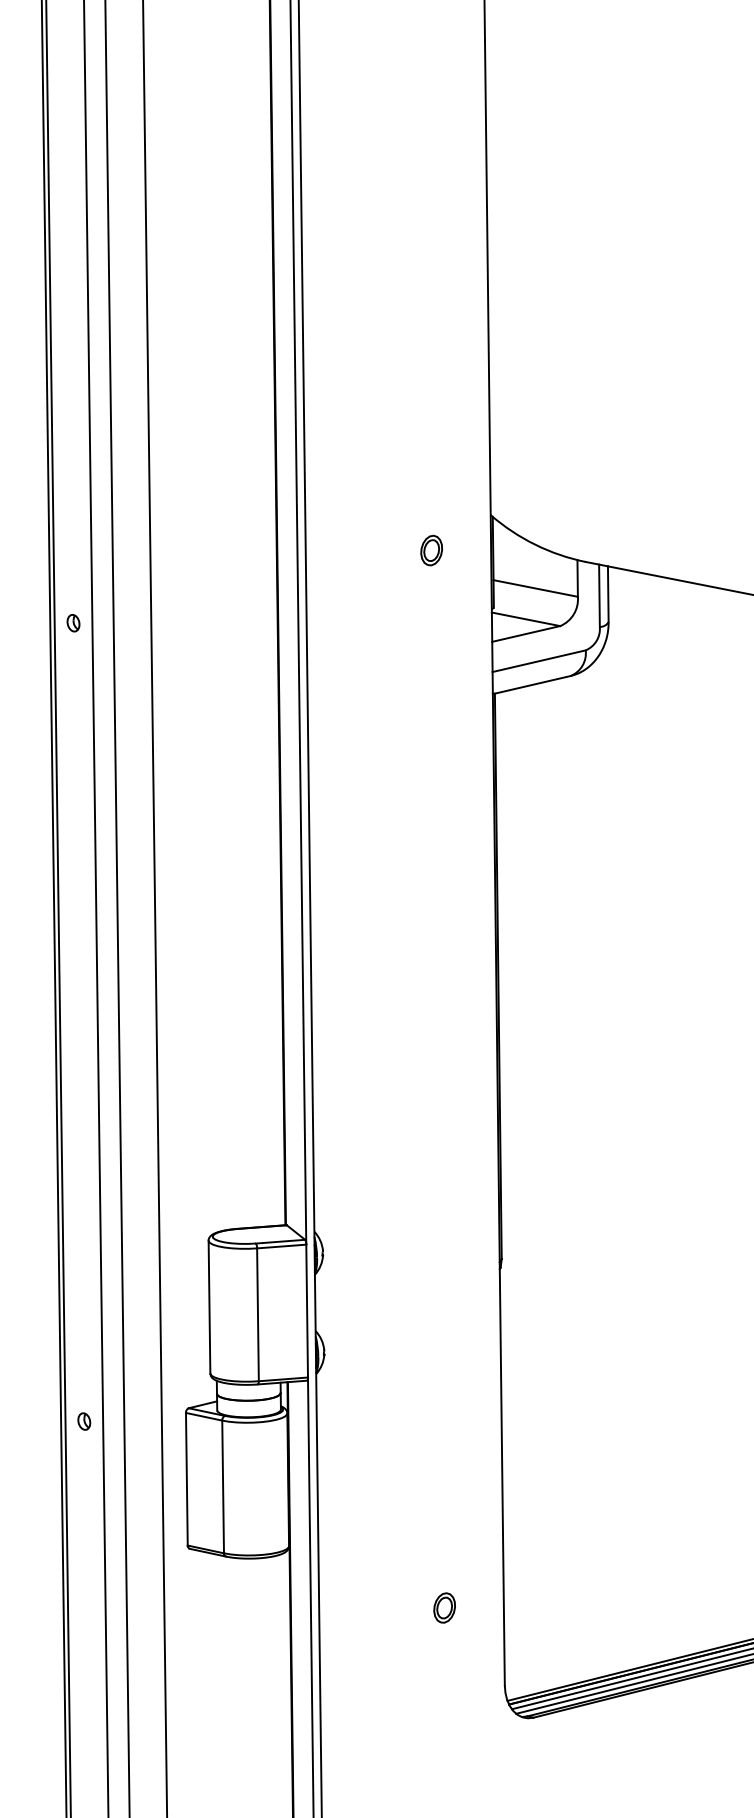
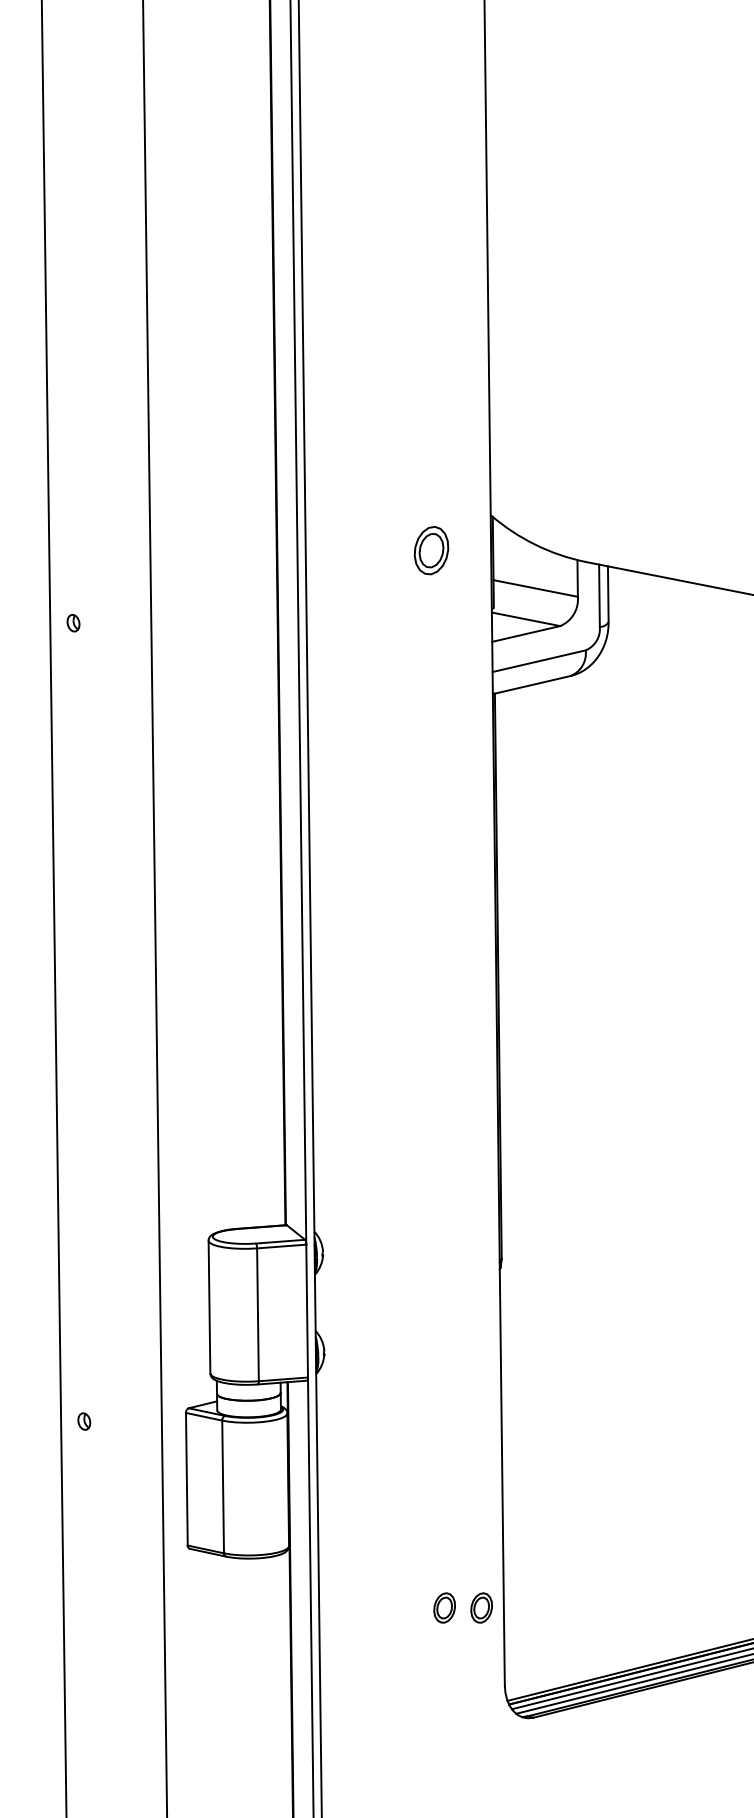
part size: 24x33 px -> 37x50 px (431, 550)
line: present -> none (58, 908)
line: present -> none (96, 908)
line: present -> none (117, 908)
part: none -> present (481, 1607)
